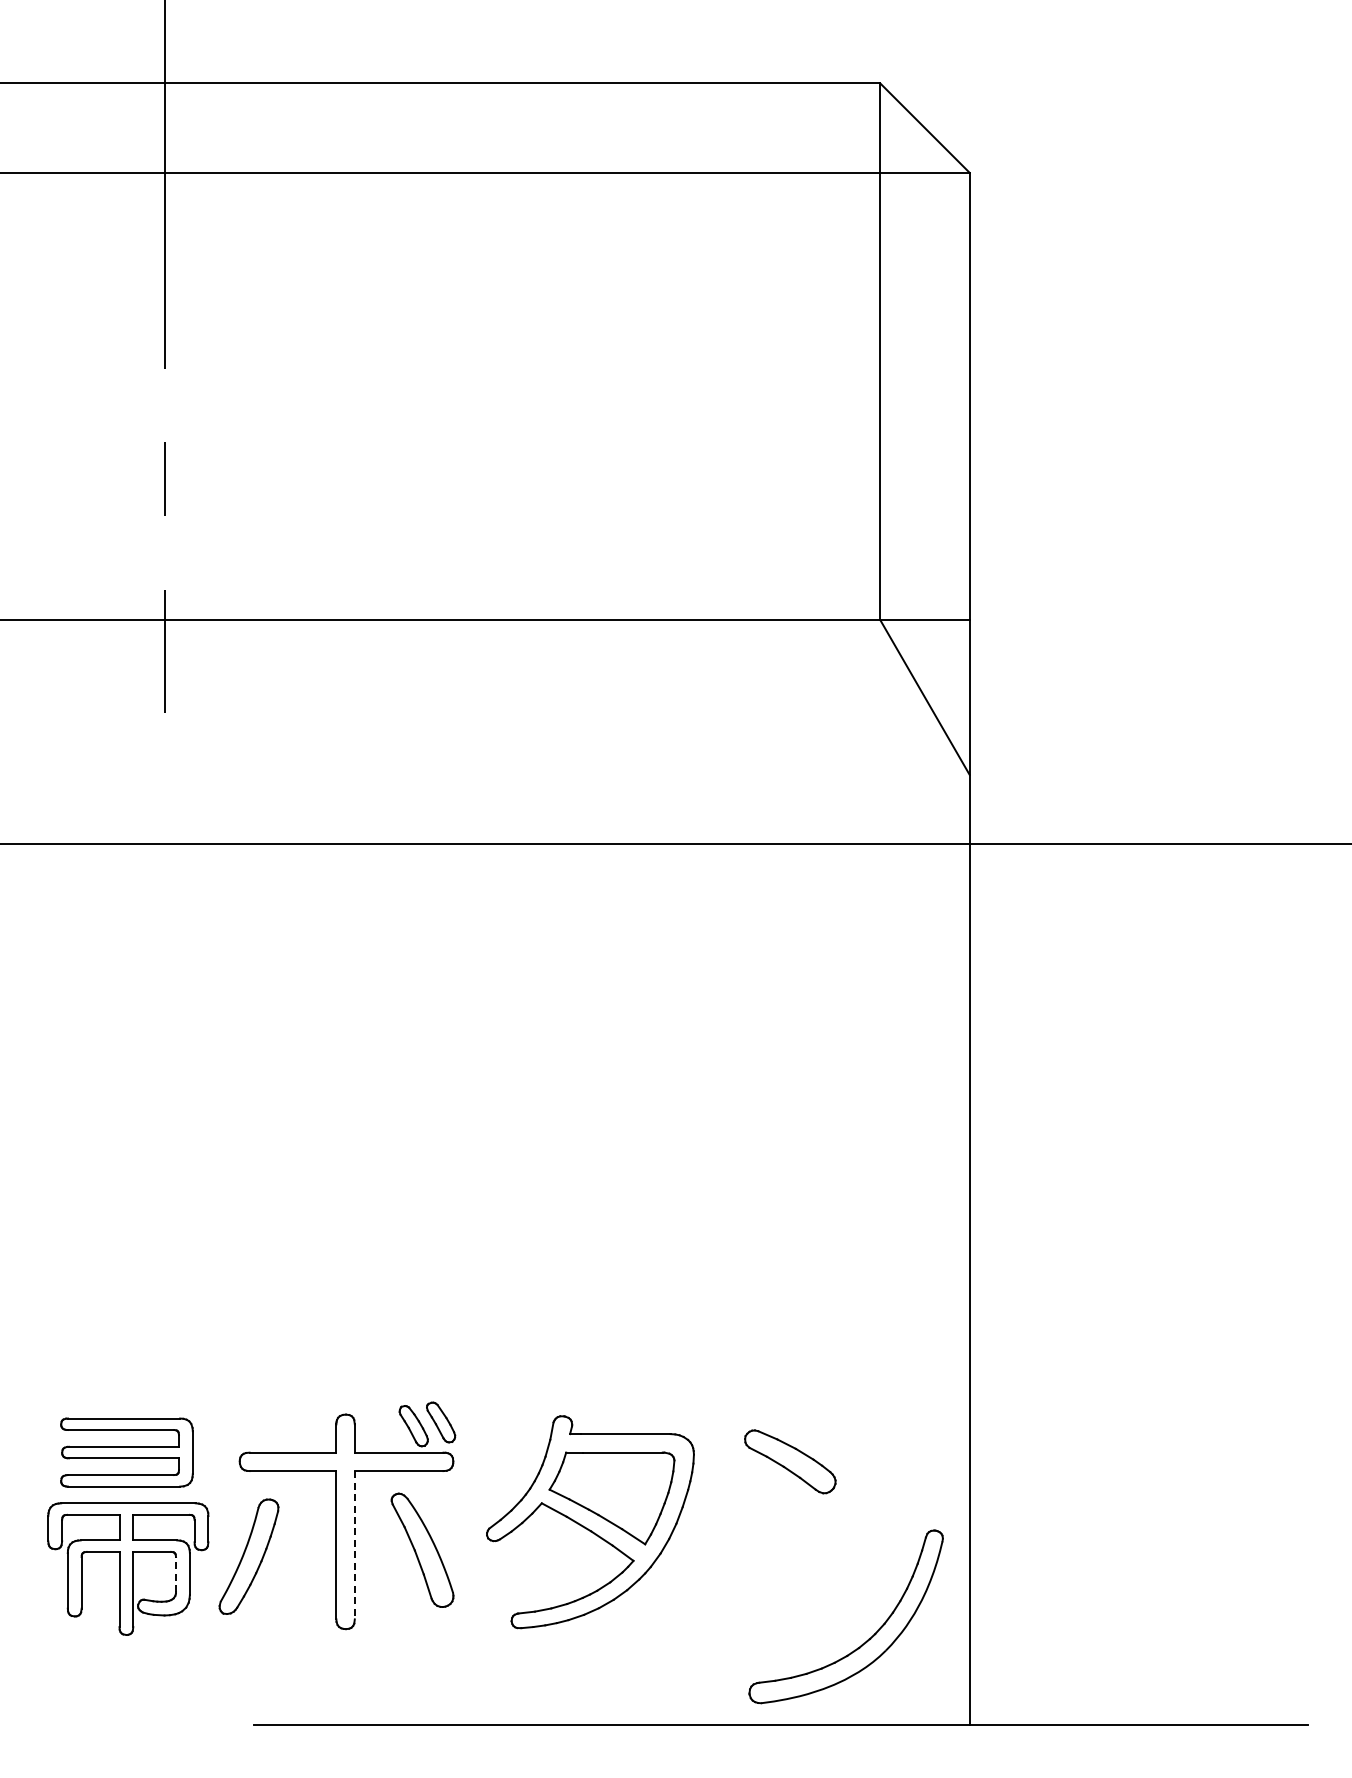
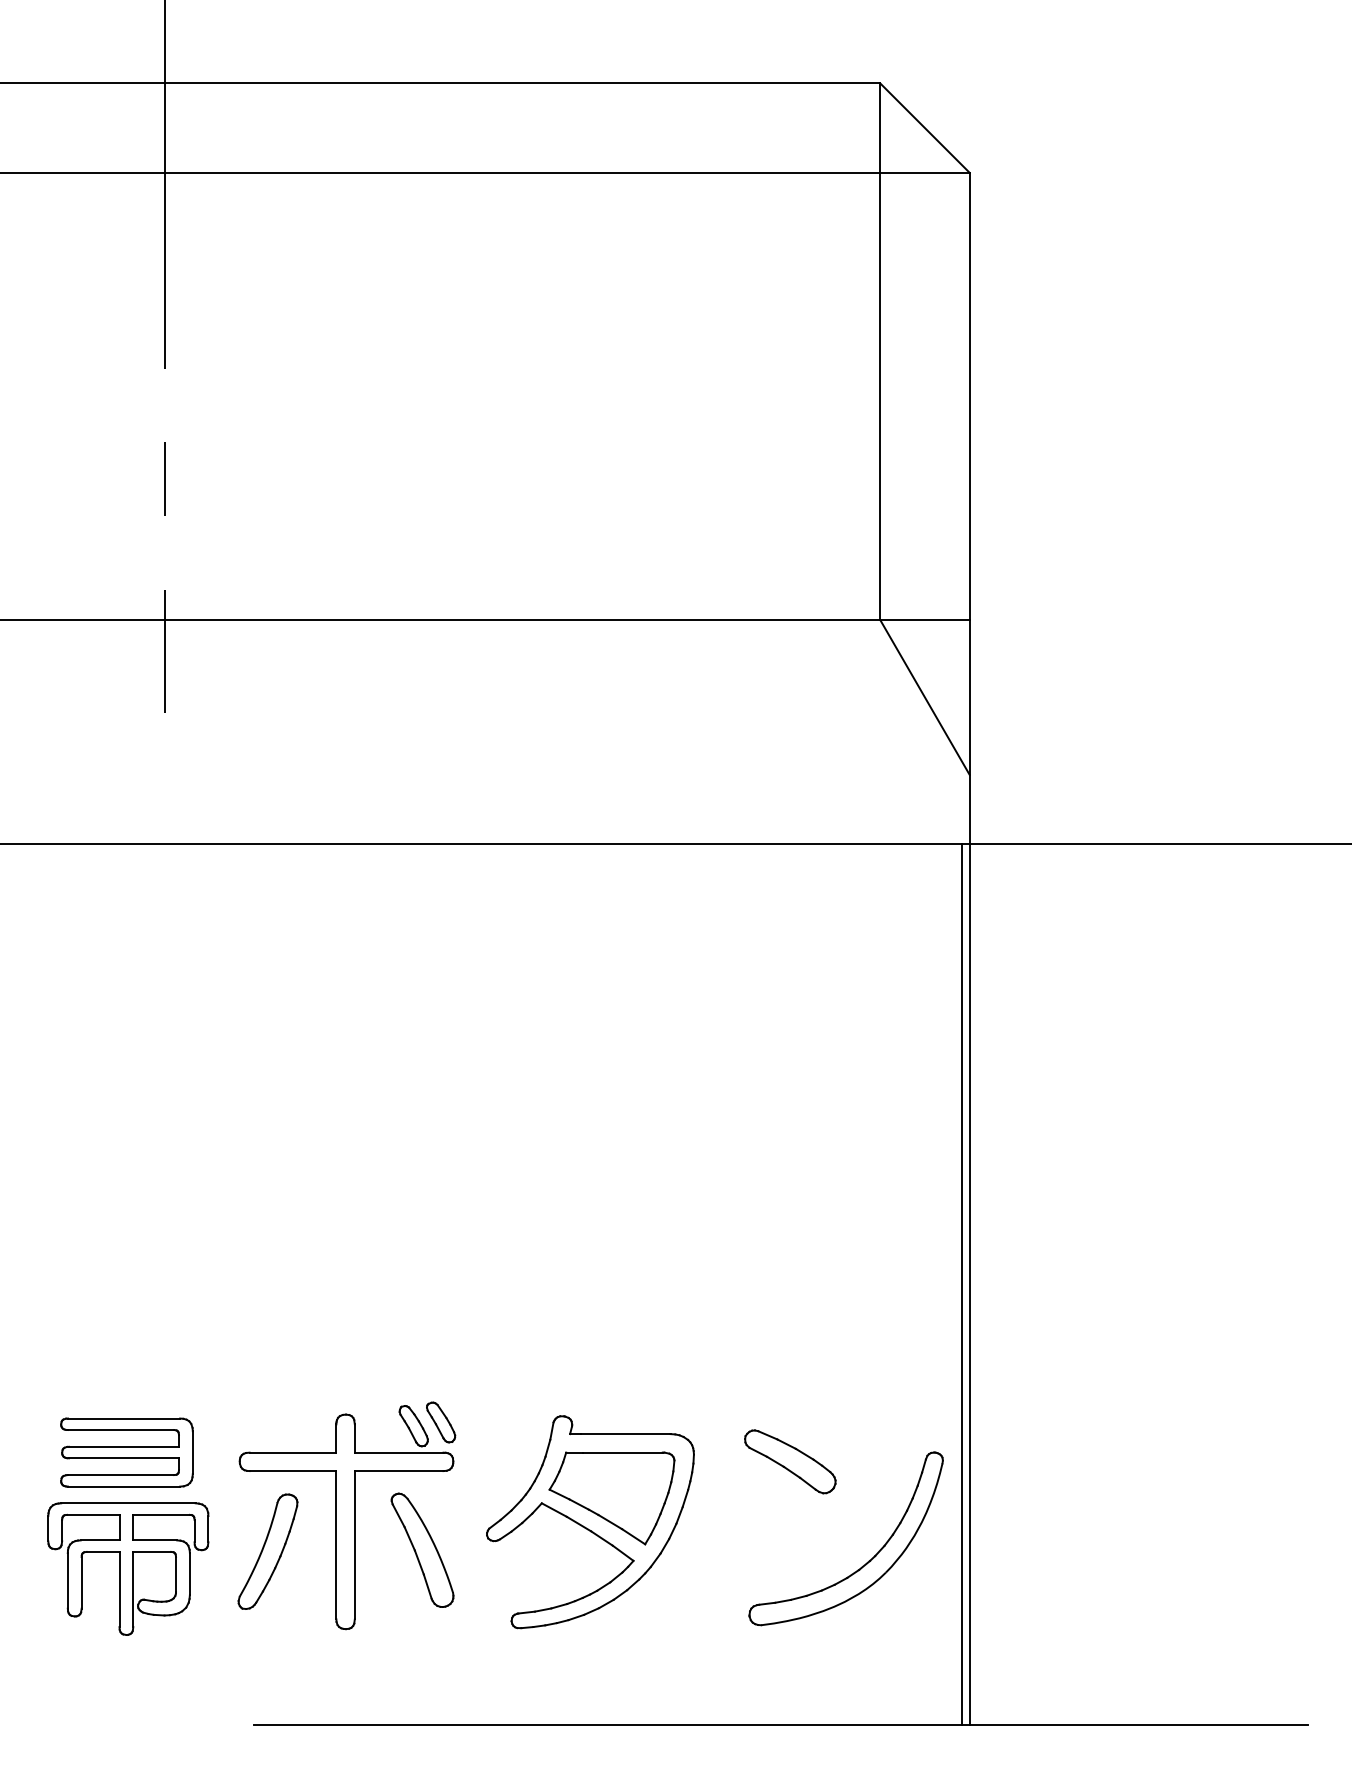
line: none -> present (961, 1283)
line: dashed -> solid (354, 1545)
part position: (248, 1556) -> (267, 1551) (267, 1551)
line: dashed -> solid (176, 1574)
part position: (868, 1638) -> (868, 1560) (868, 1560)
